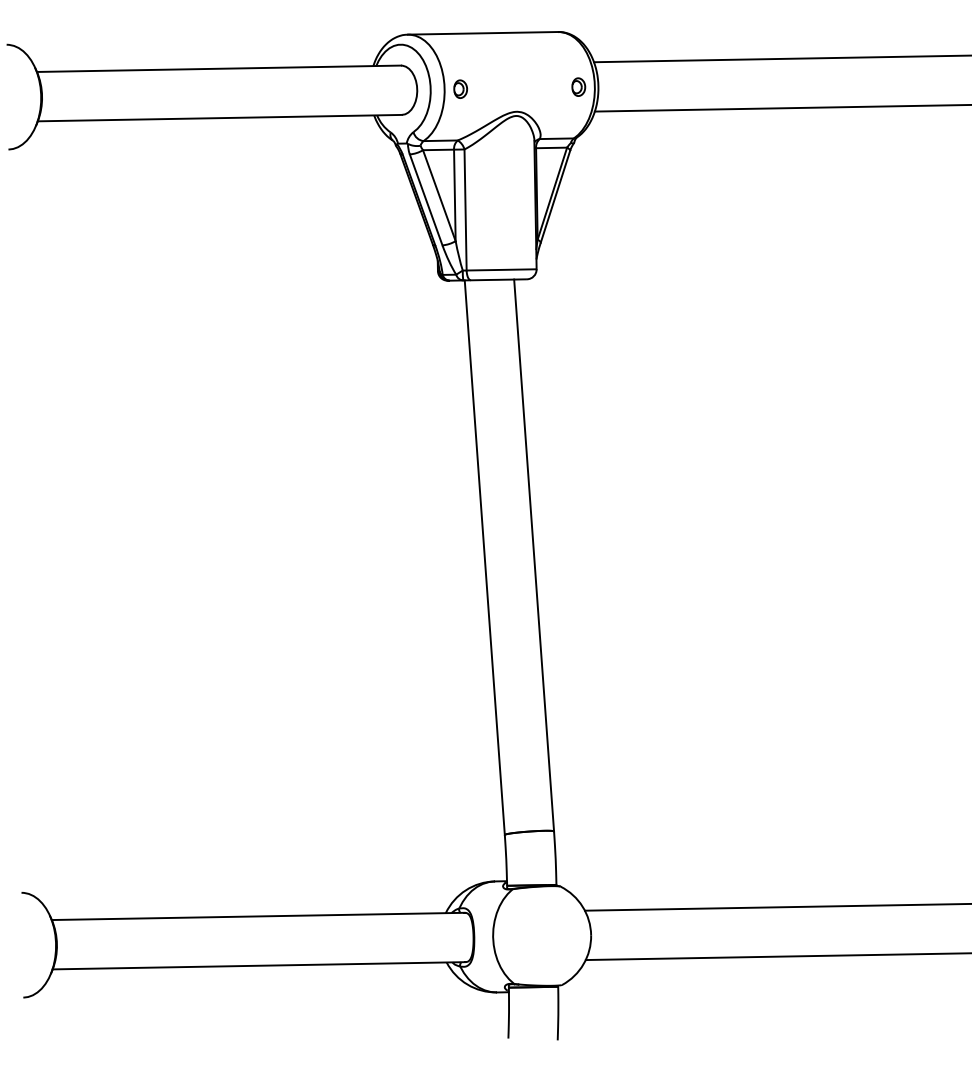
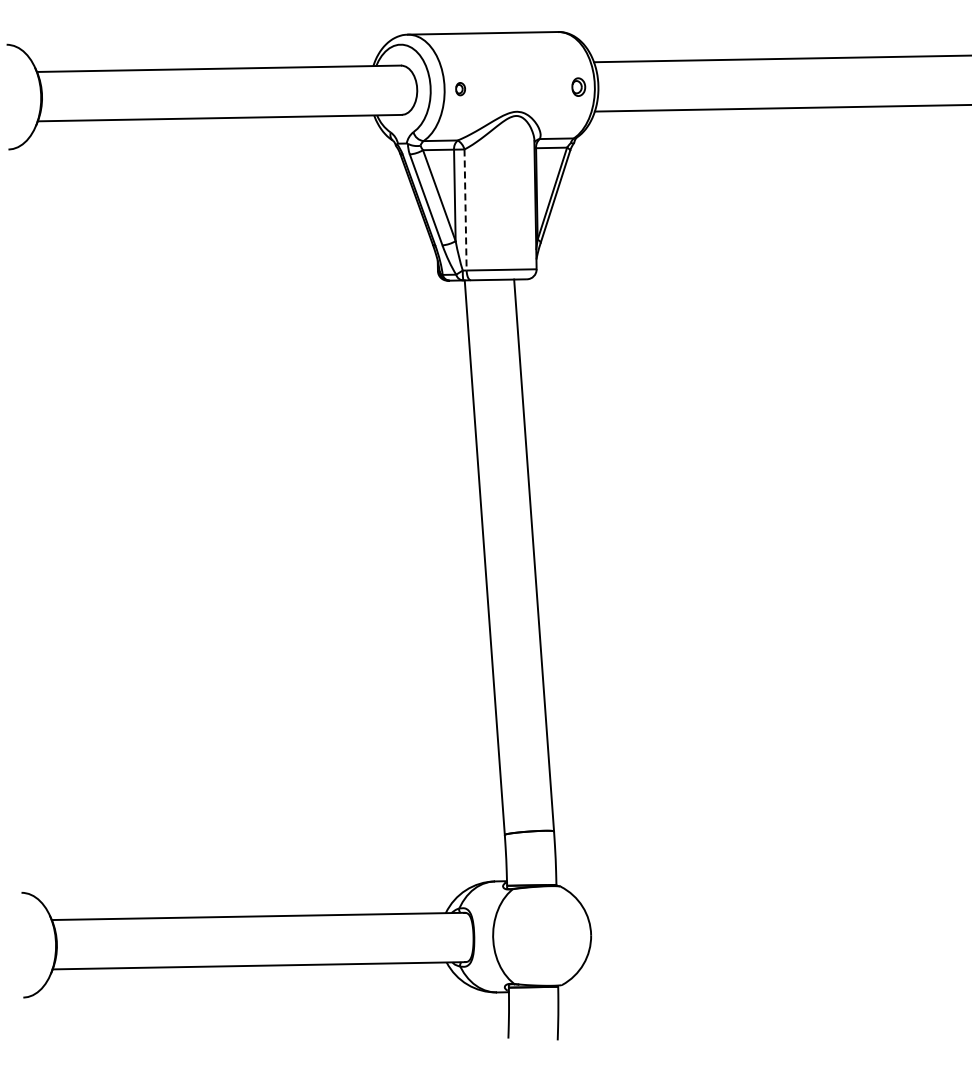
part size: 15x20 px -> 11x15 px (460, 89)
line: solid -> dashed (465, 210)
line: present -> none (776, 906)
line: present -> none (776, 956)
